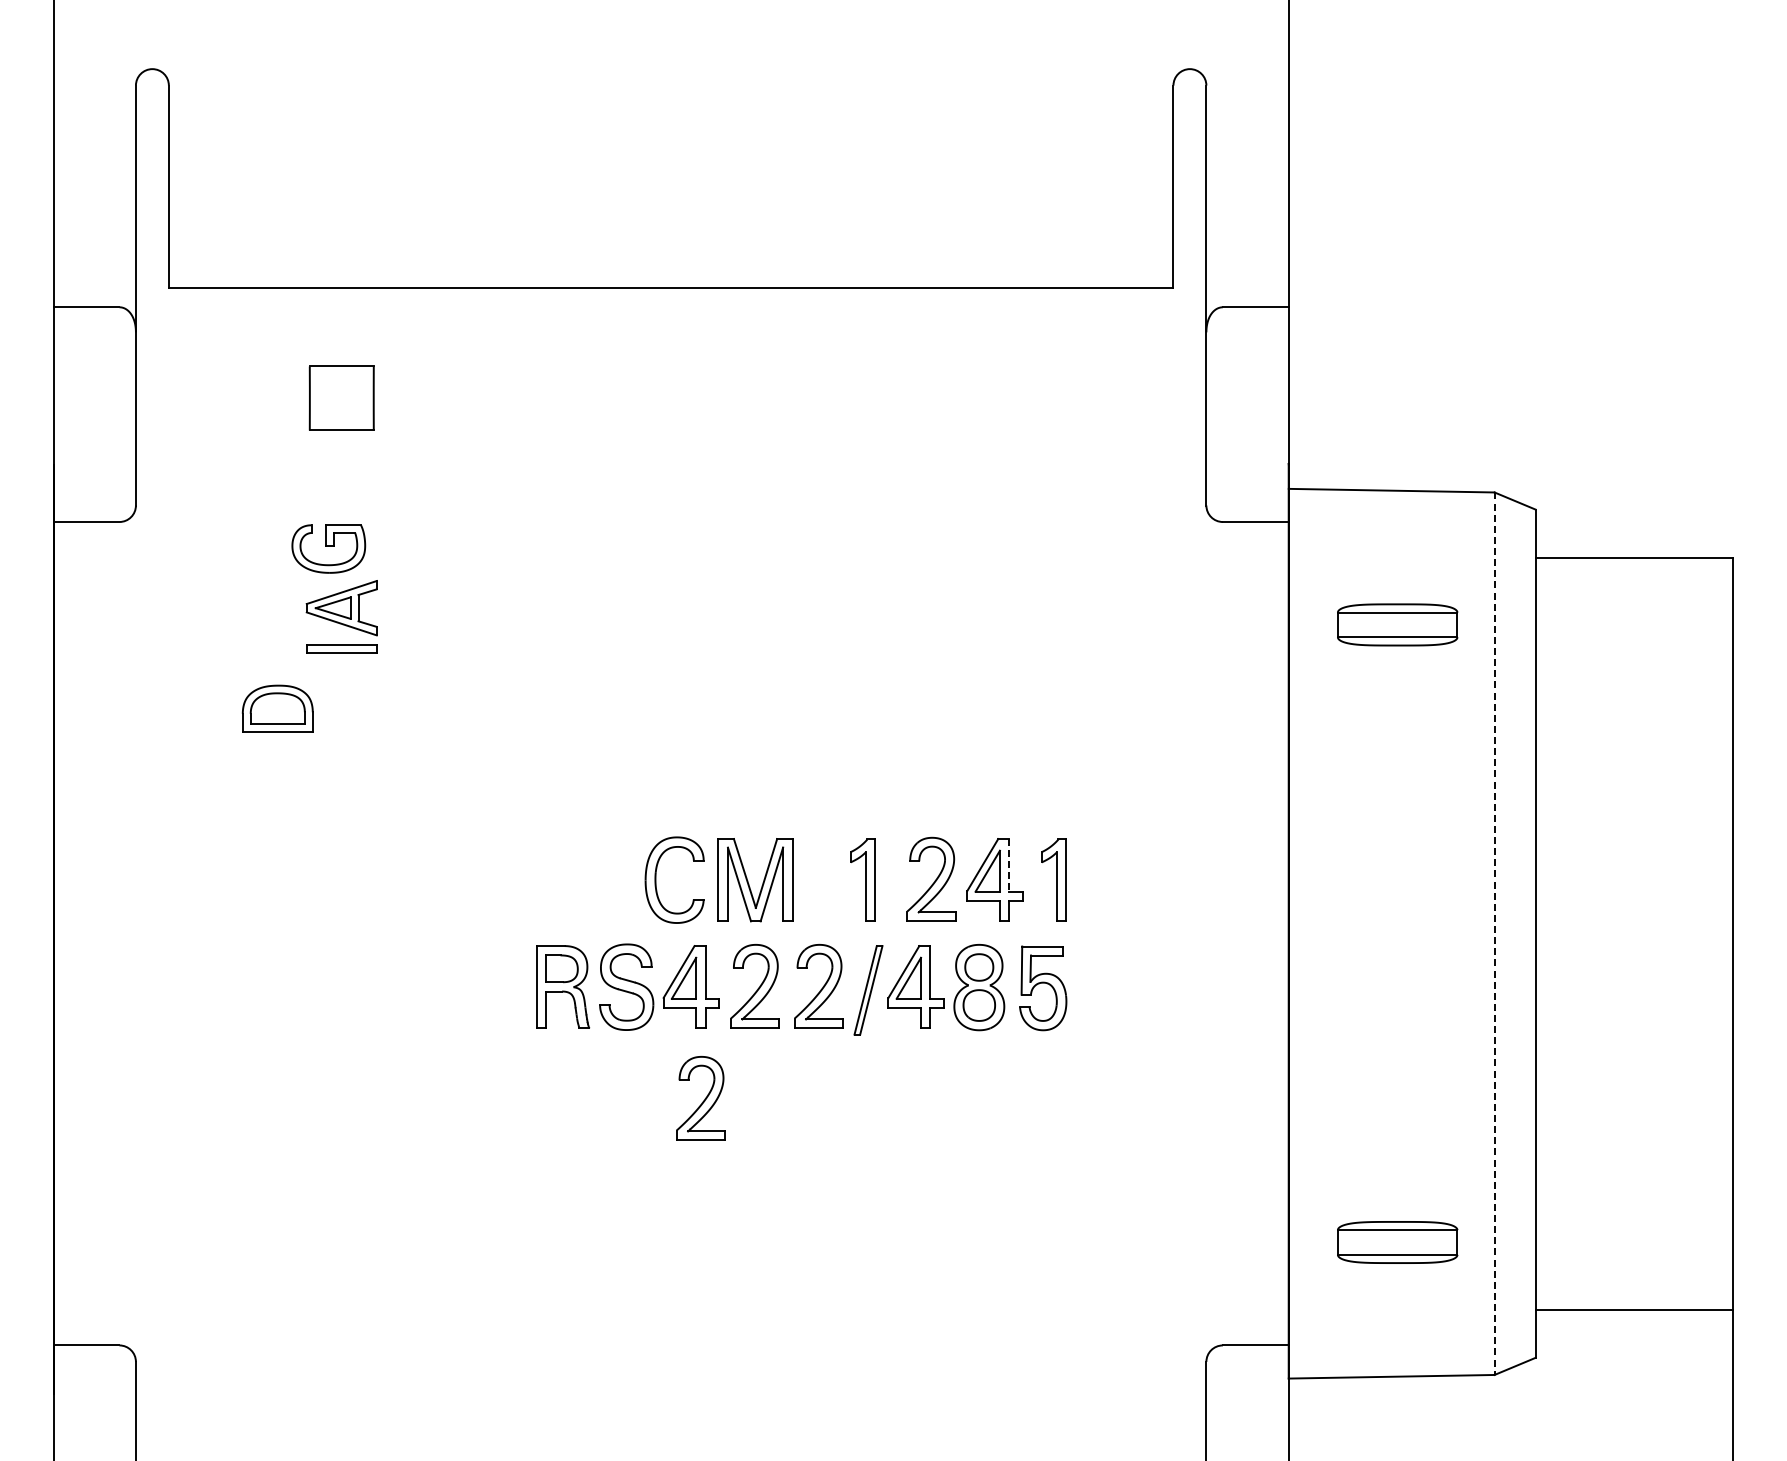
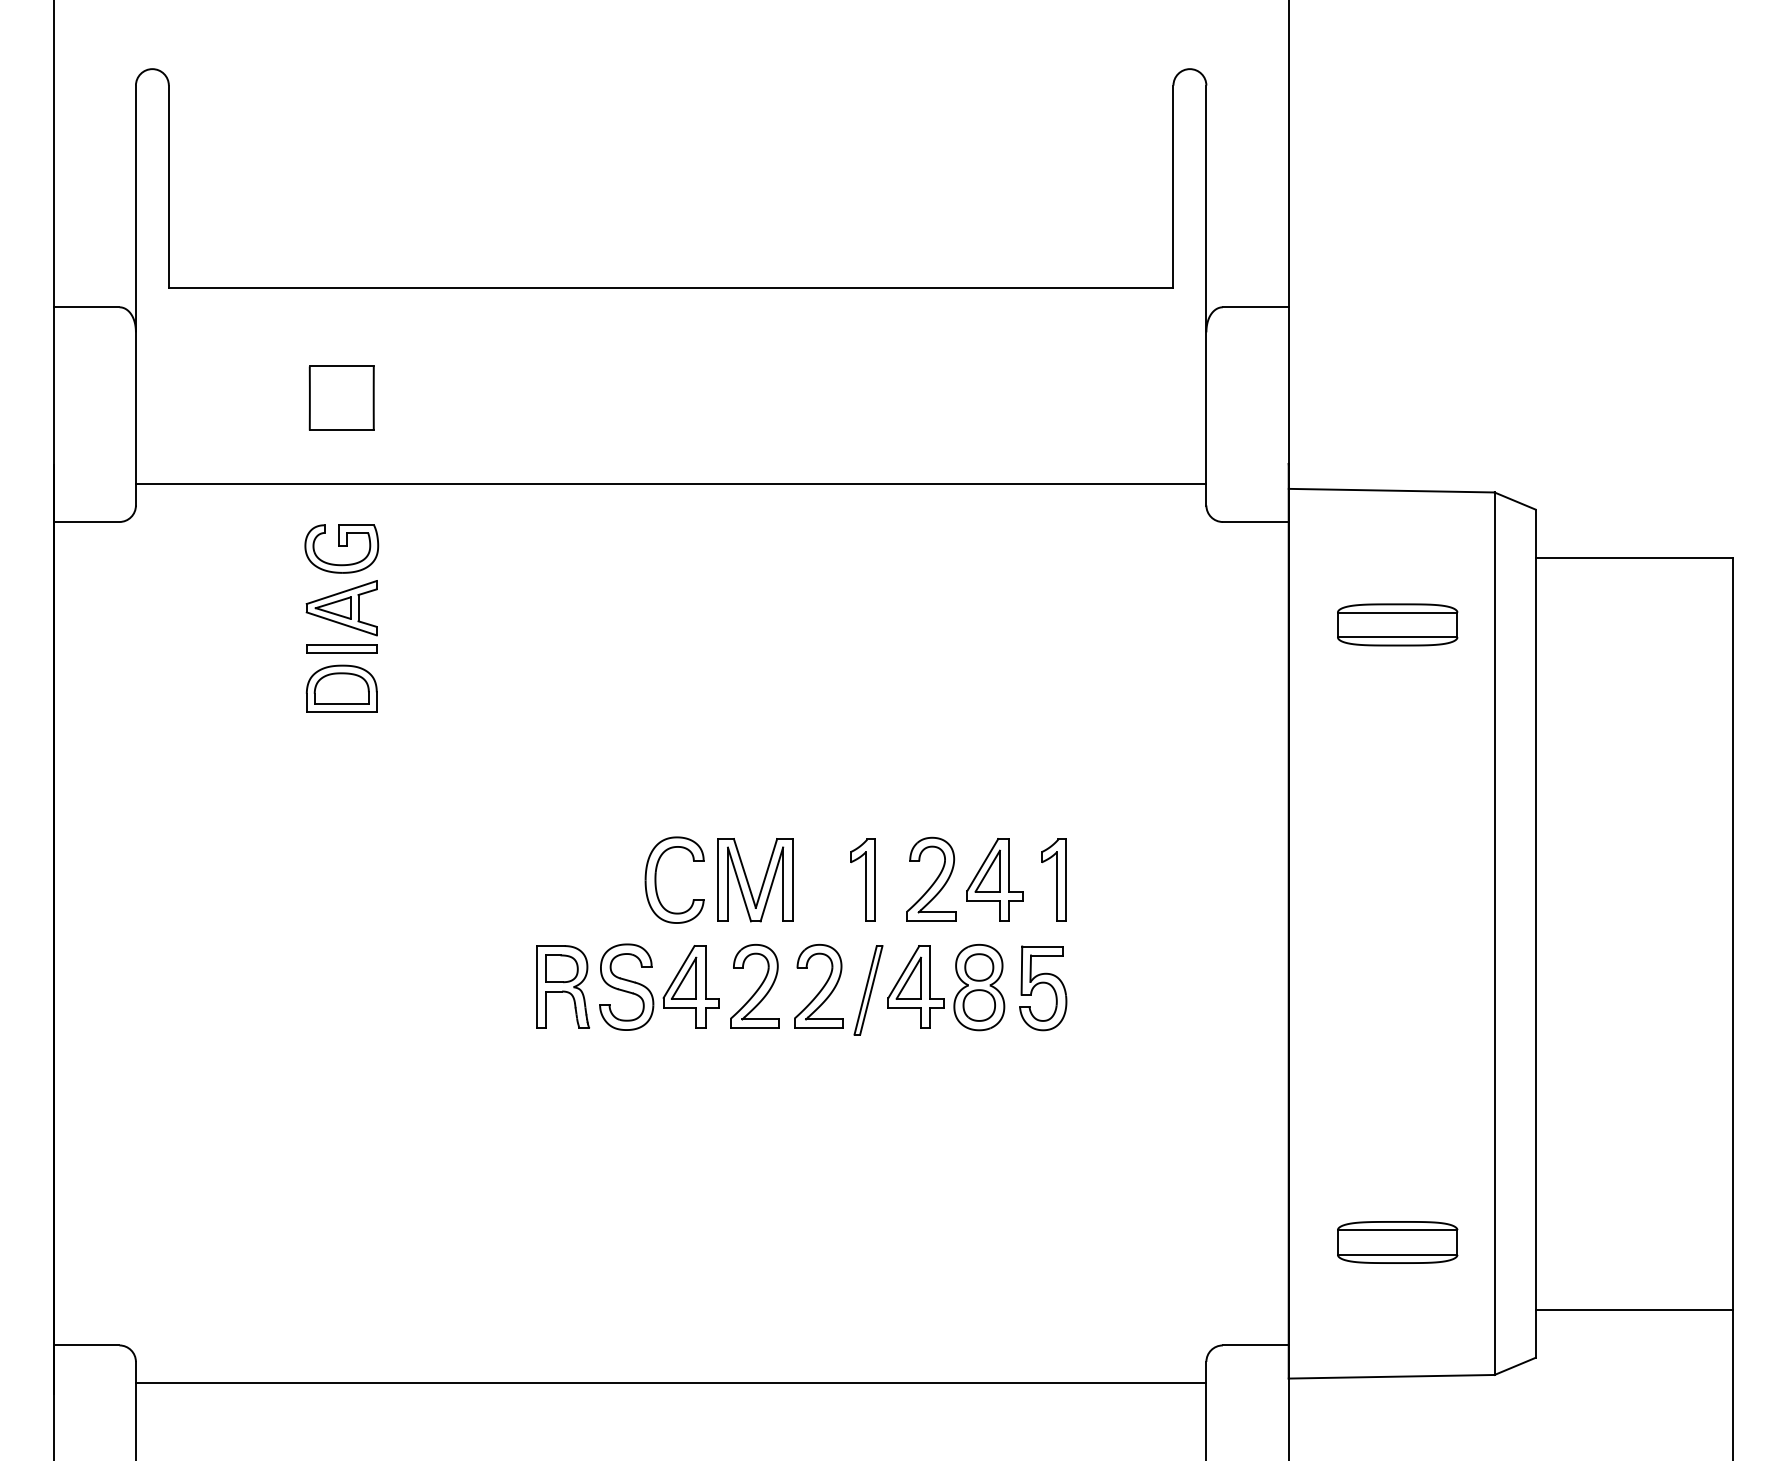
line: none -> present (670, 484)
part position: (328, 548) -> (341, 548) (341, 548)
part position: (277, 708) -> (341, 688) (341, 688)
line: dashed -> solid (1009, 865)
line: dashed -> solid (1494, 934)
part: present -> none (700, 1098)
line: none -> present (670, 1383)
